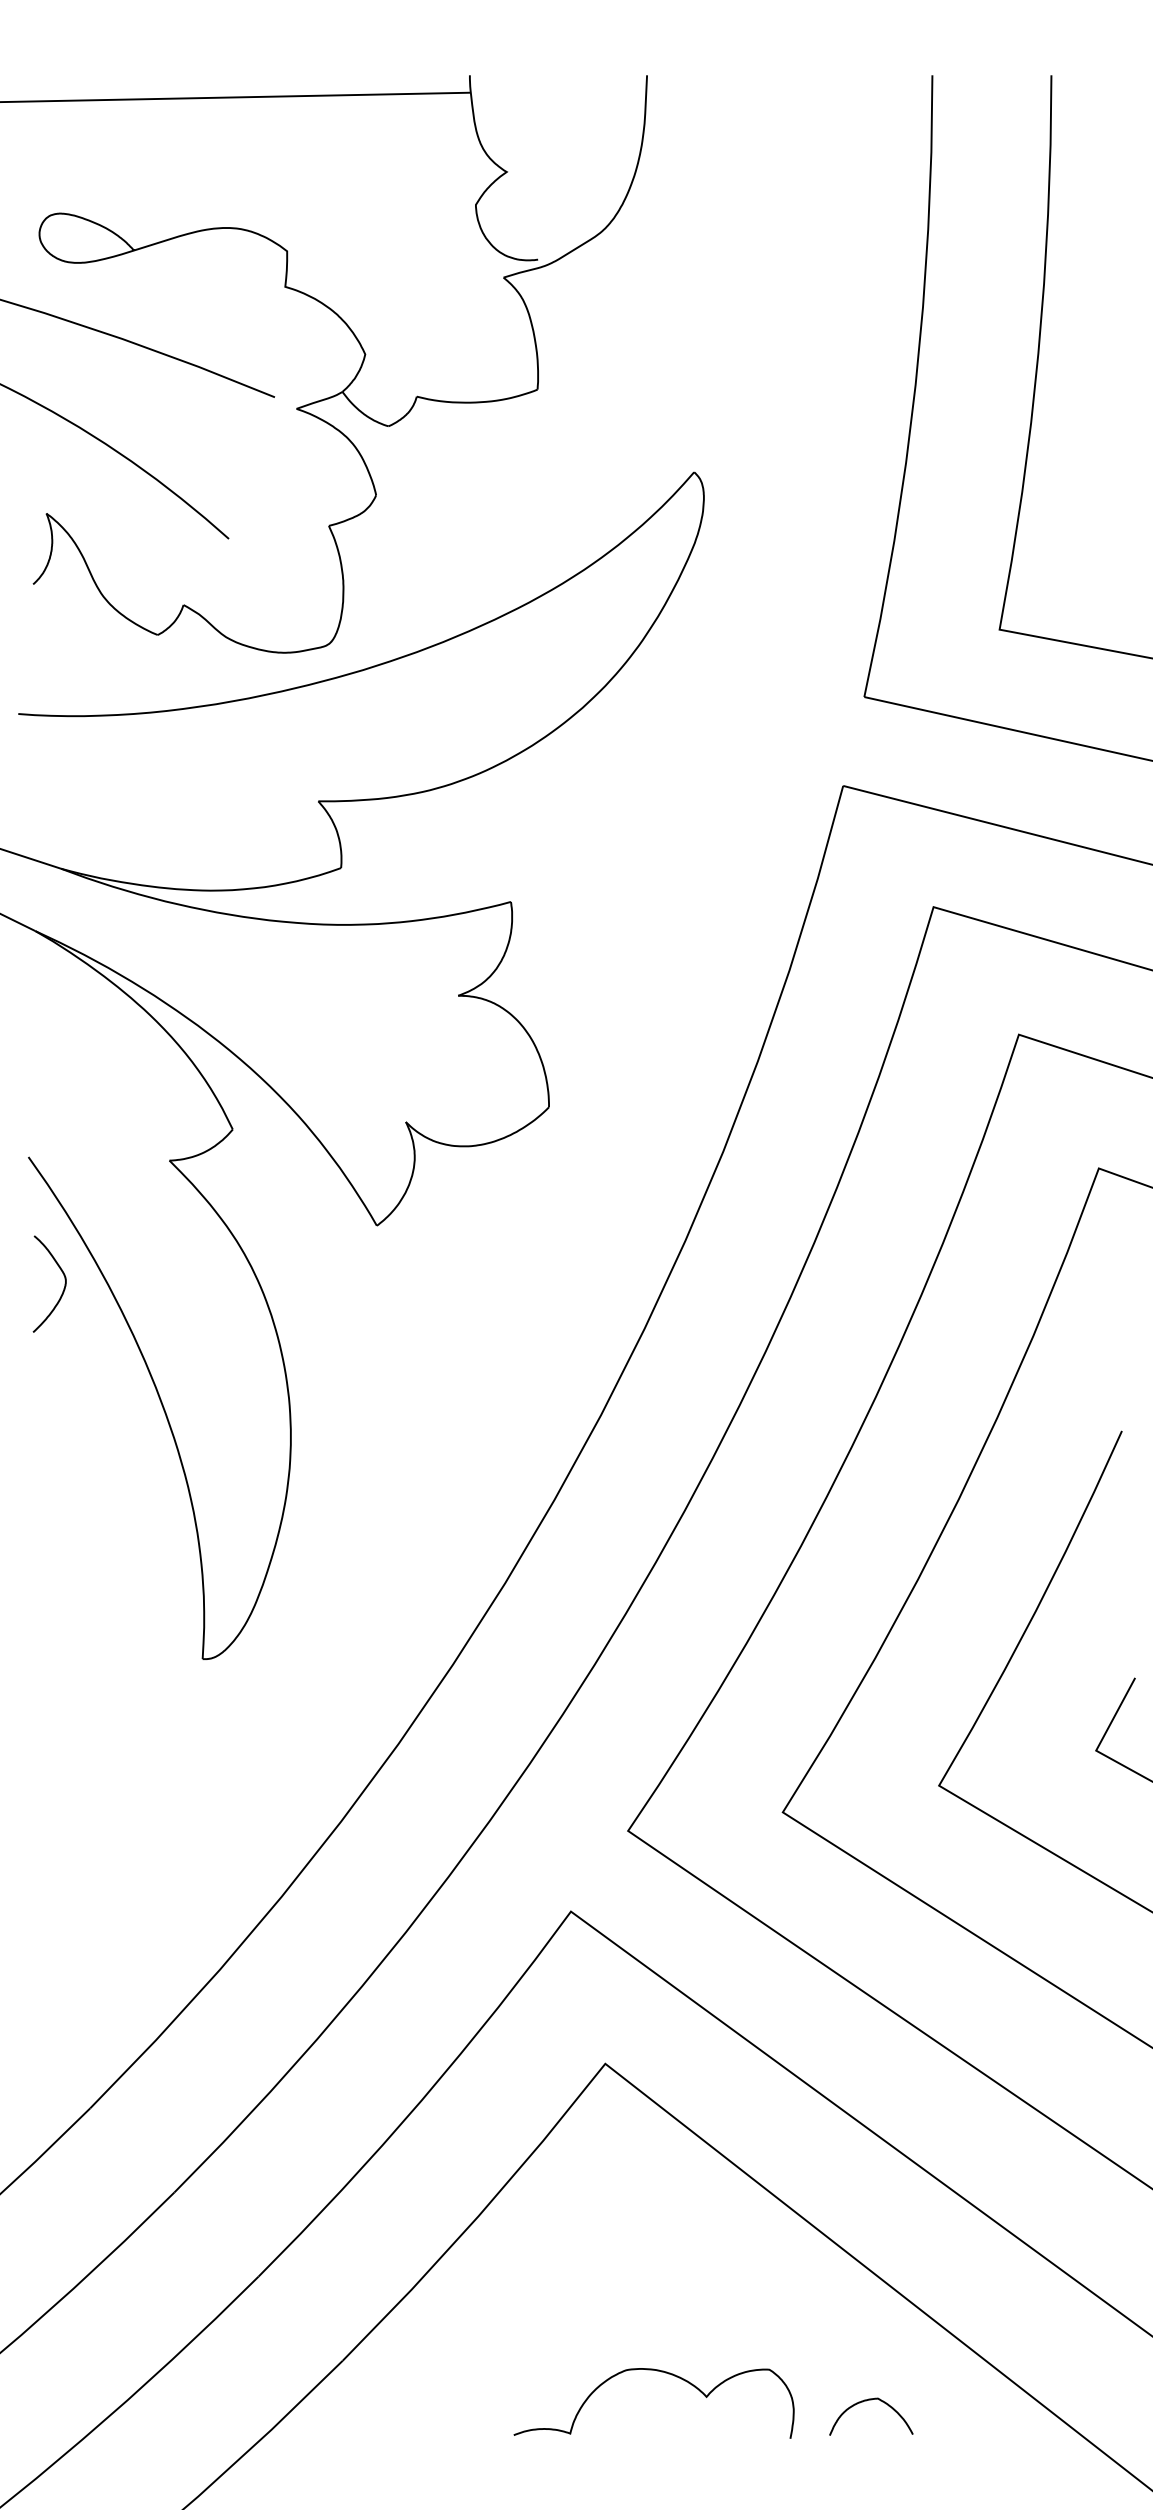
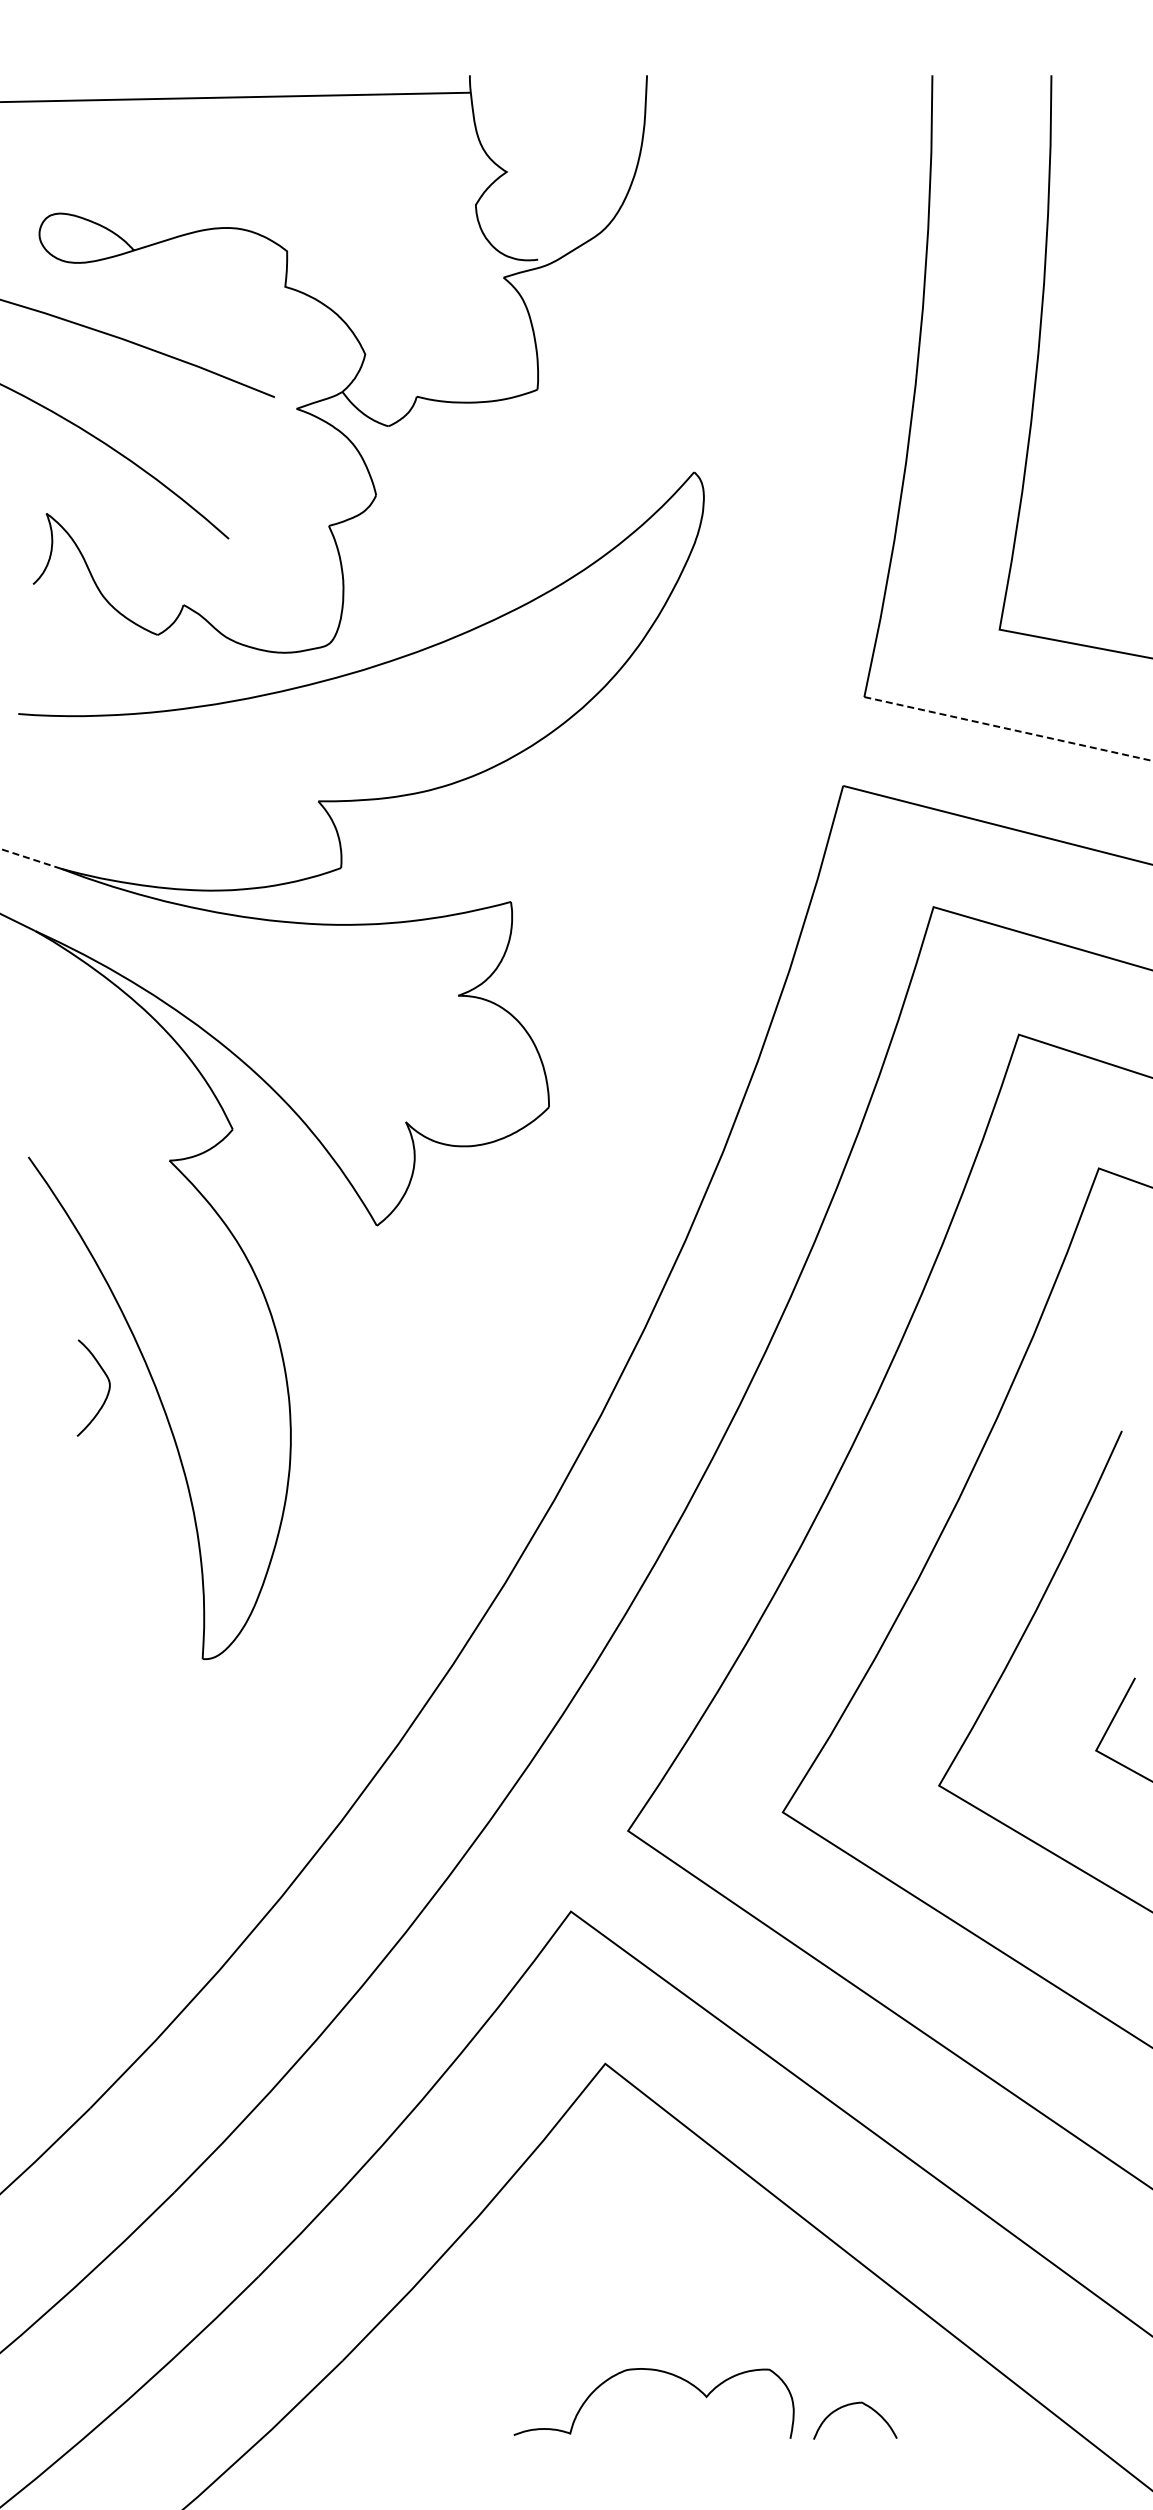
line: solid -> dashed (1008, 729)
line: solid -> dashed (30, 858)
curve position: (63, 1288) -> (107, 1392) (107, 1392)
curve position: (866, 2401) -> (850, 2405) (850, 2405)
